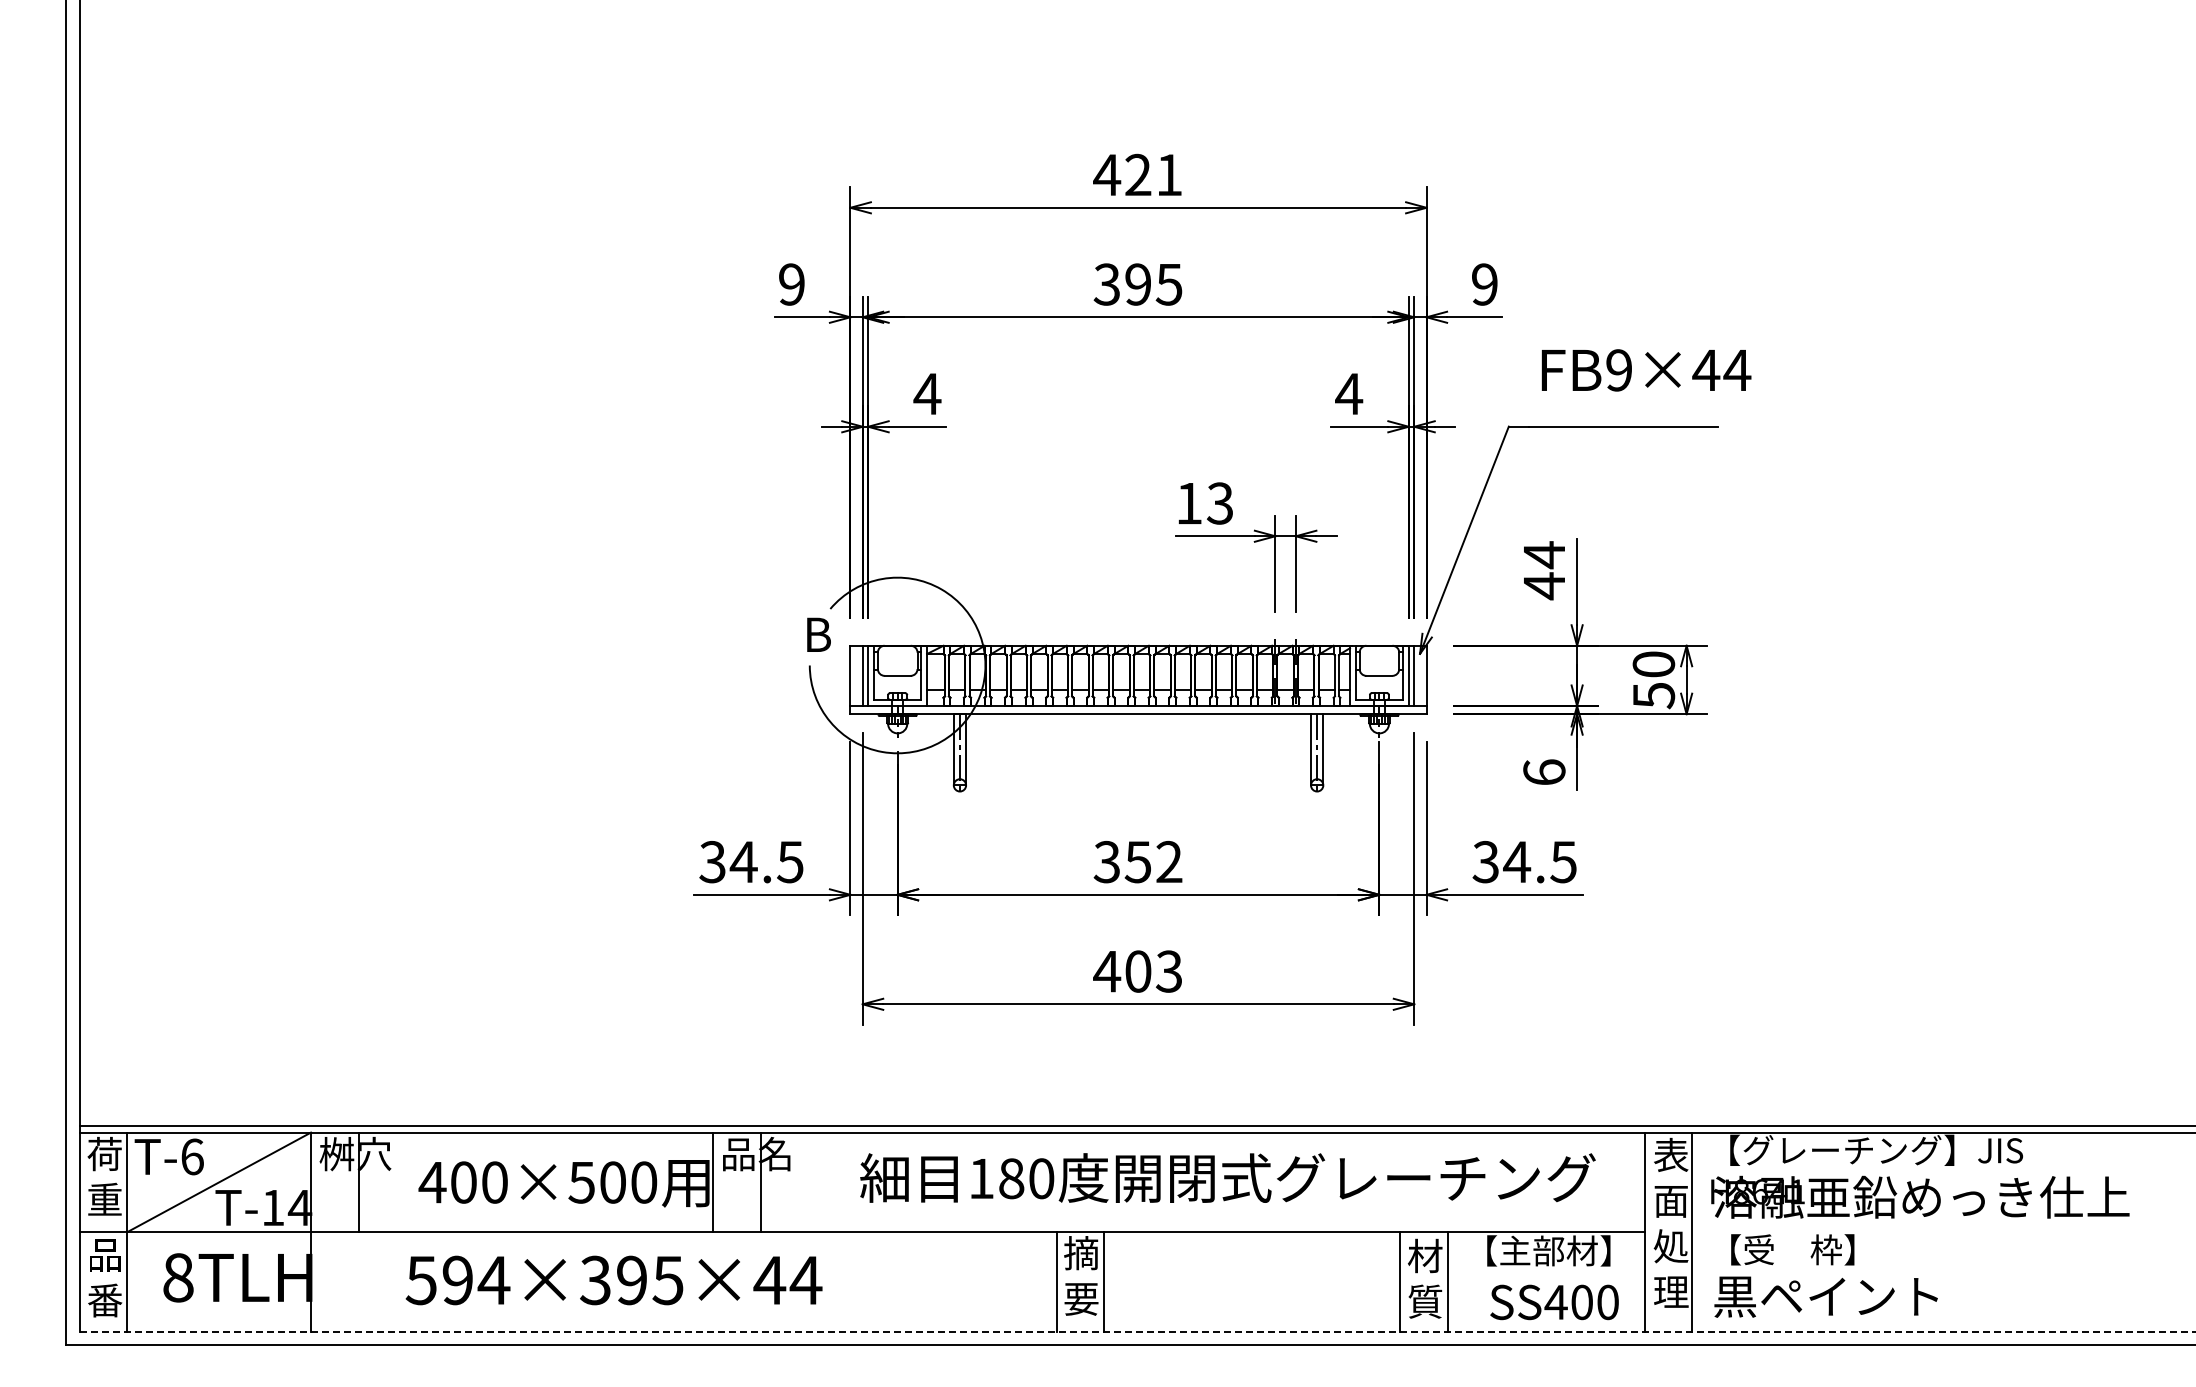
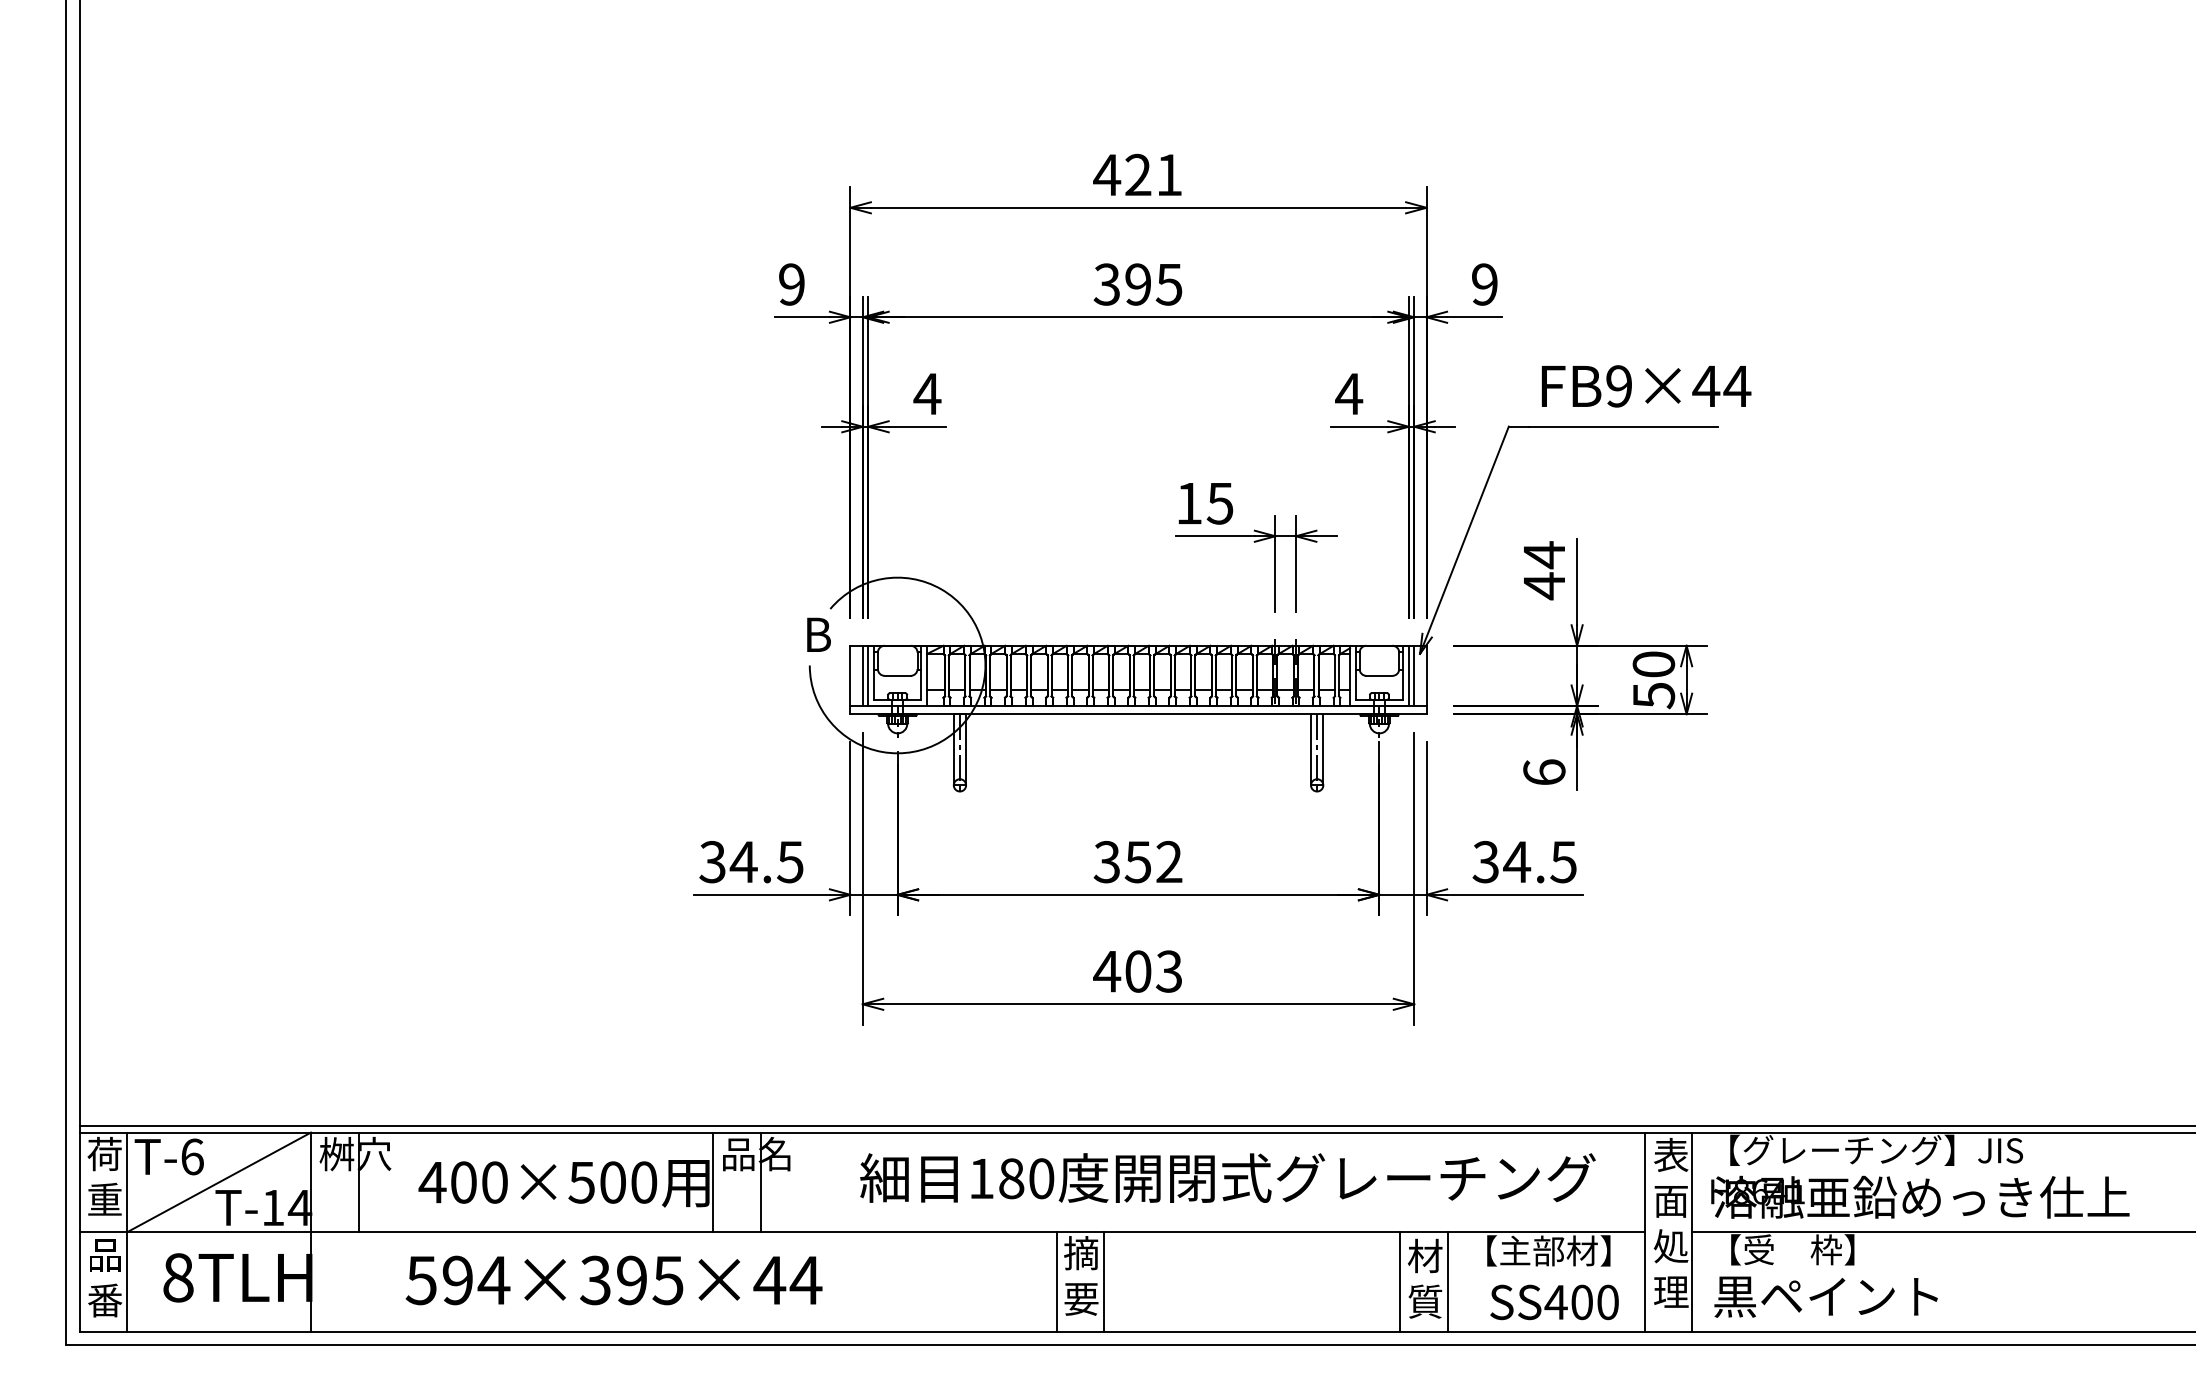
text position: (1646, 370) -> (1646, 386) (1646, 386)
text: 13 -> 15 (1219, 503)
line: none -> present (1942, 1232)
line: dashed -> solid (1137, 1331)
